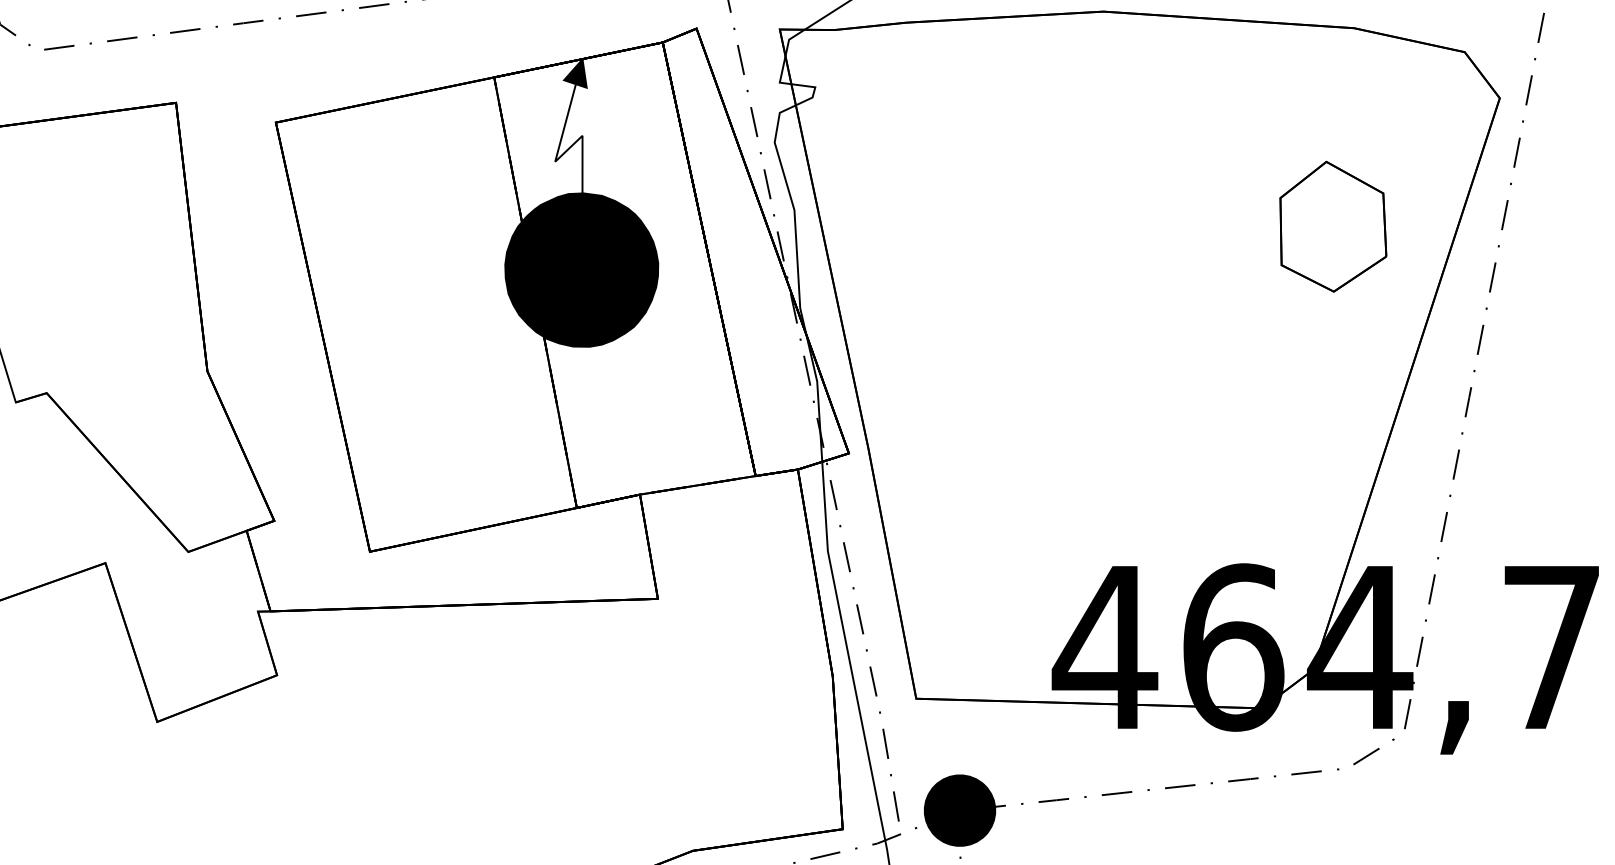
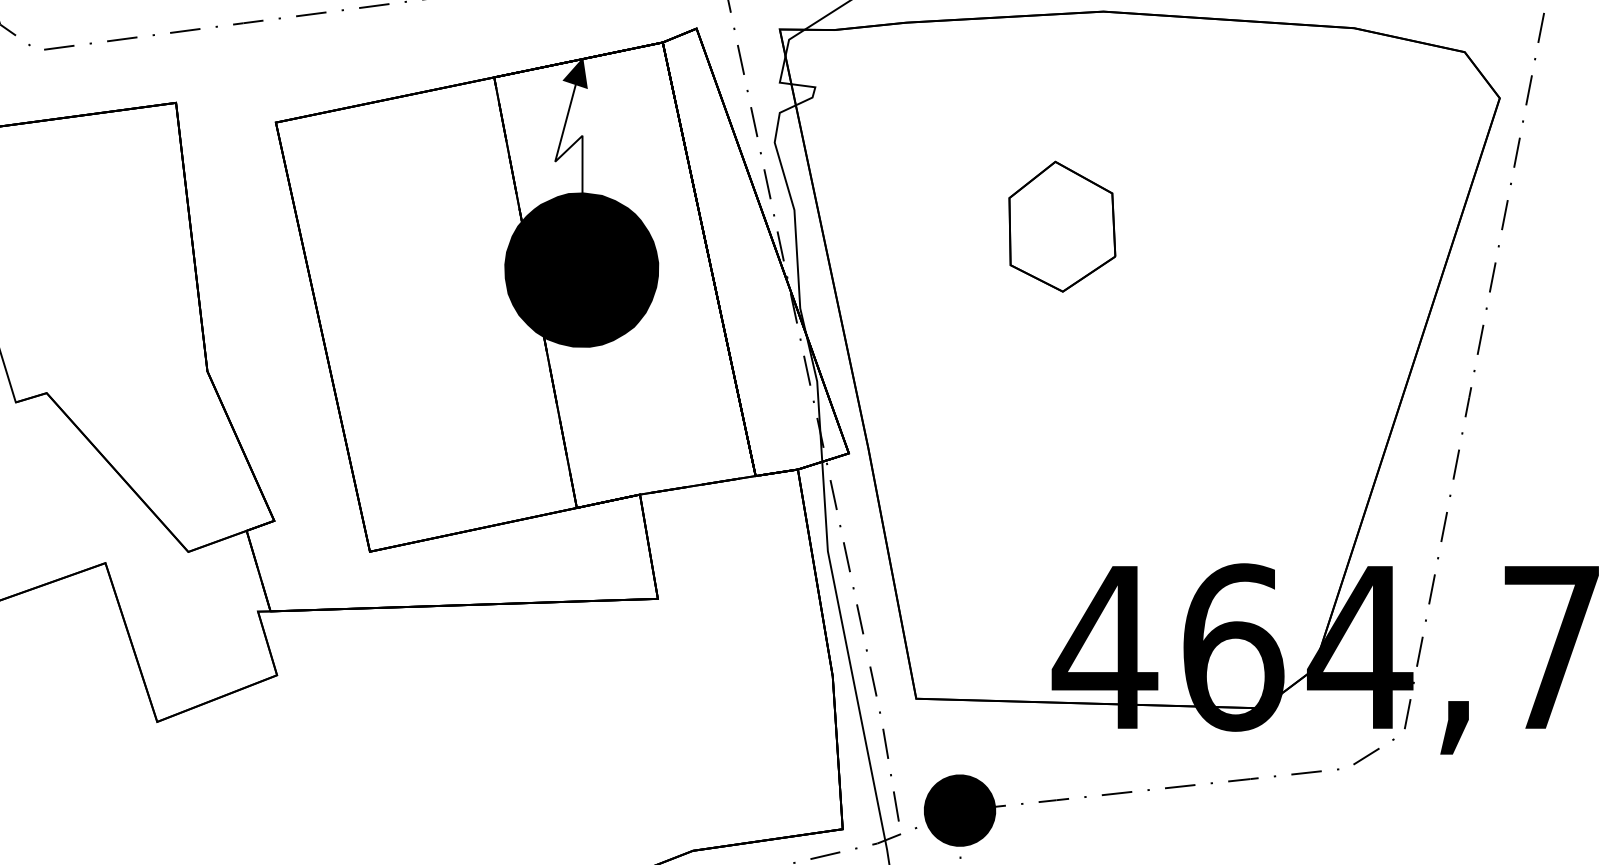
part position: (1333, 226) -> (1062, 226) (1062, 226)
